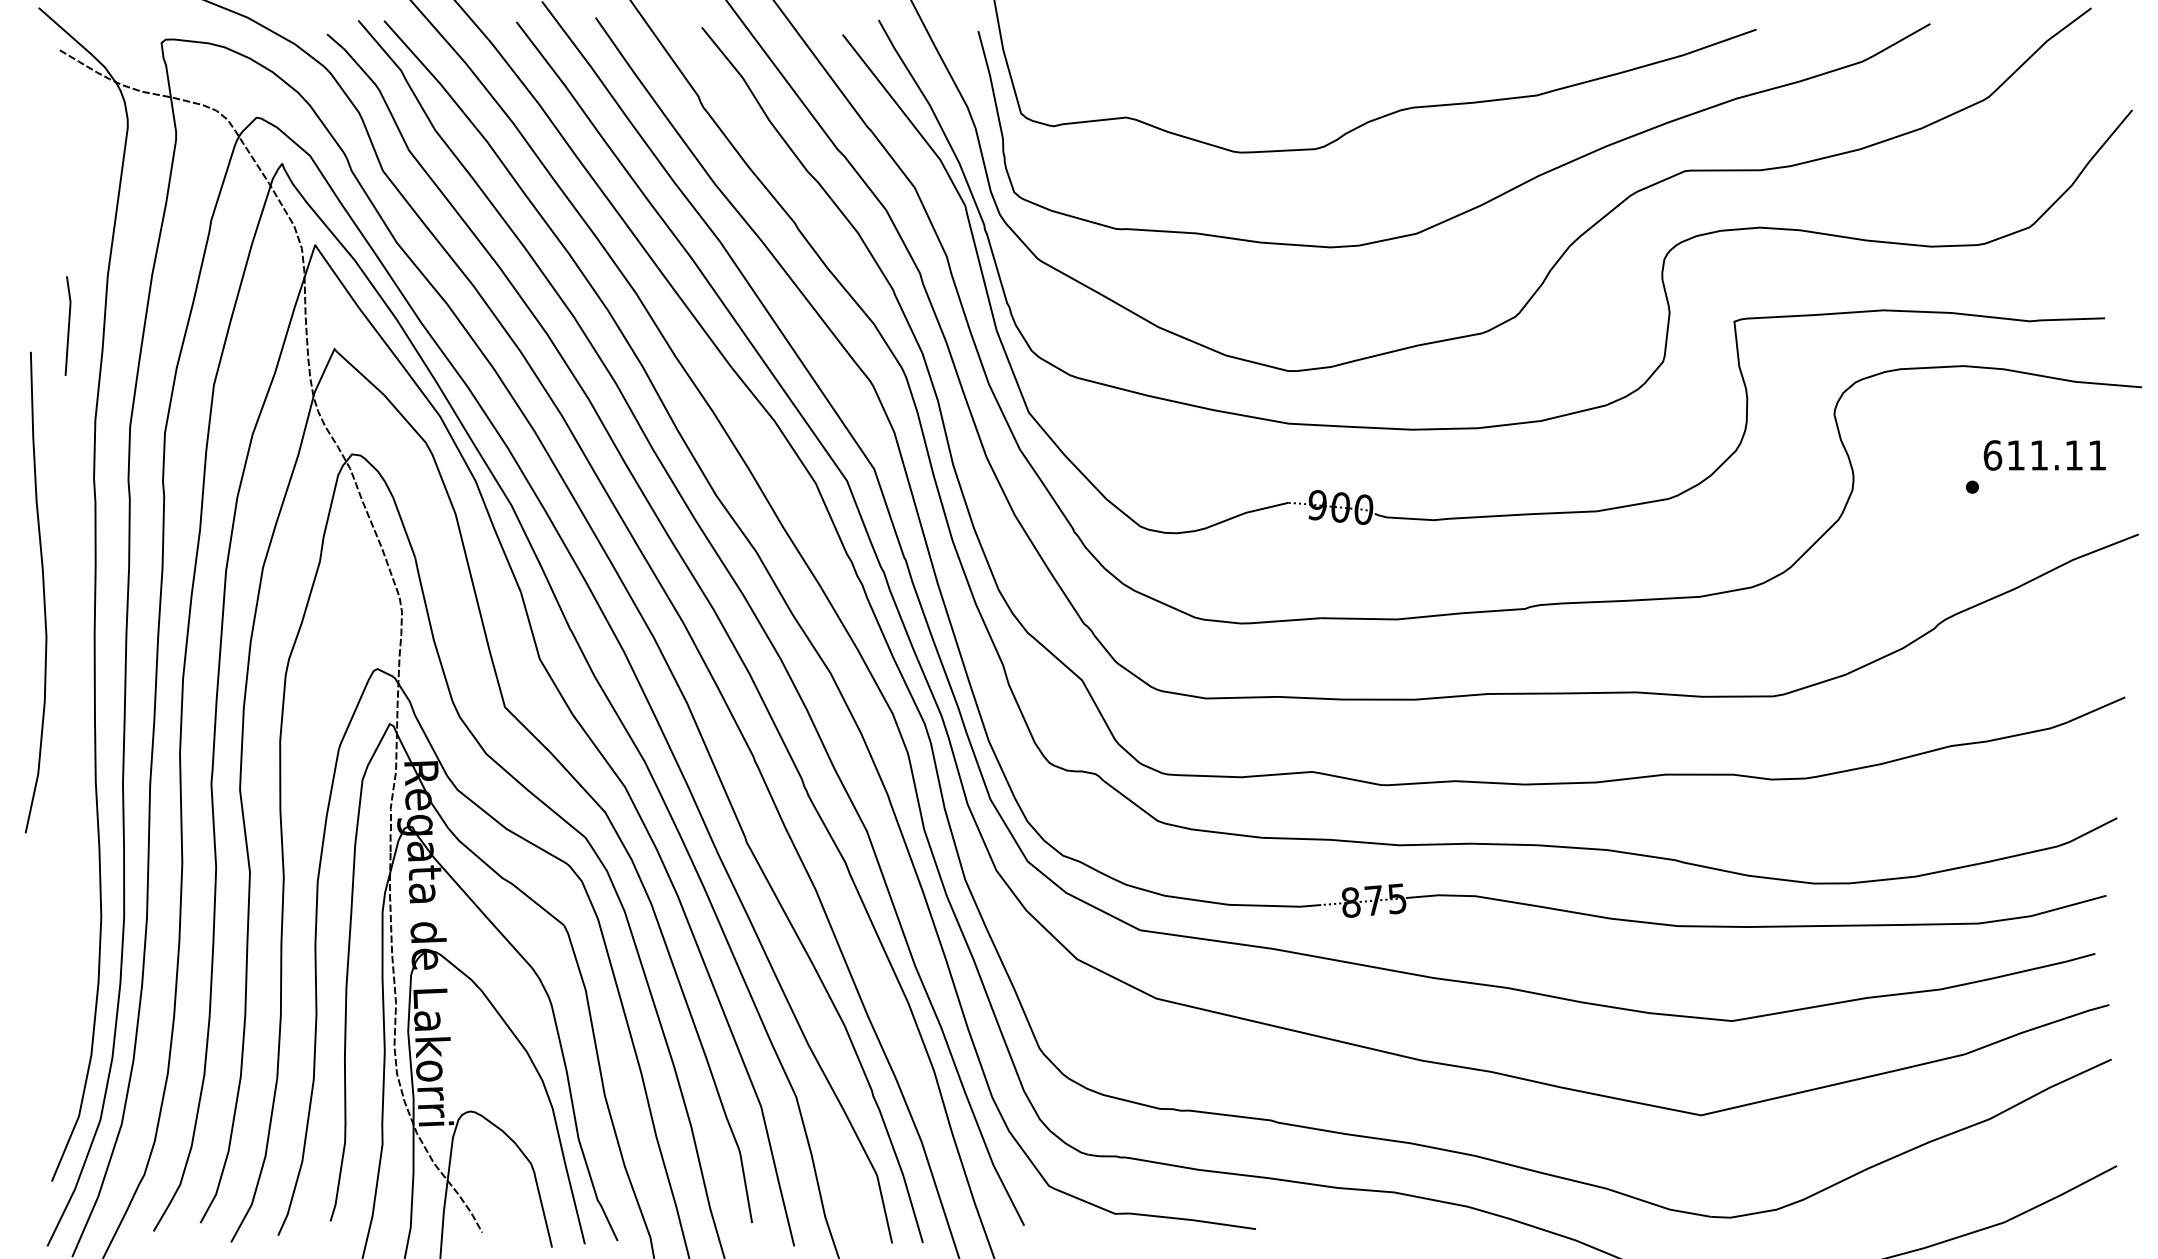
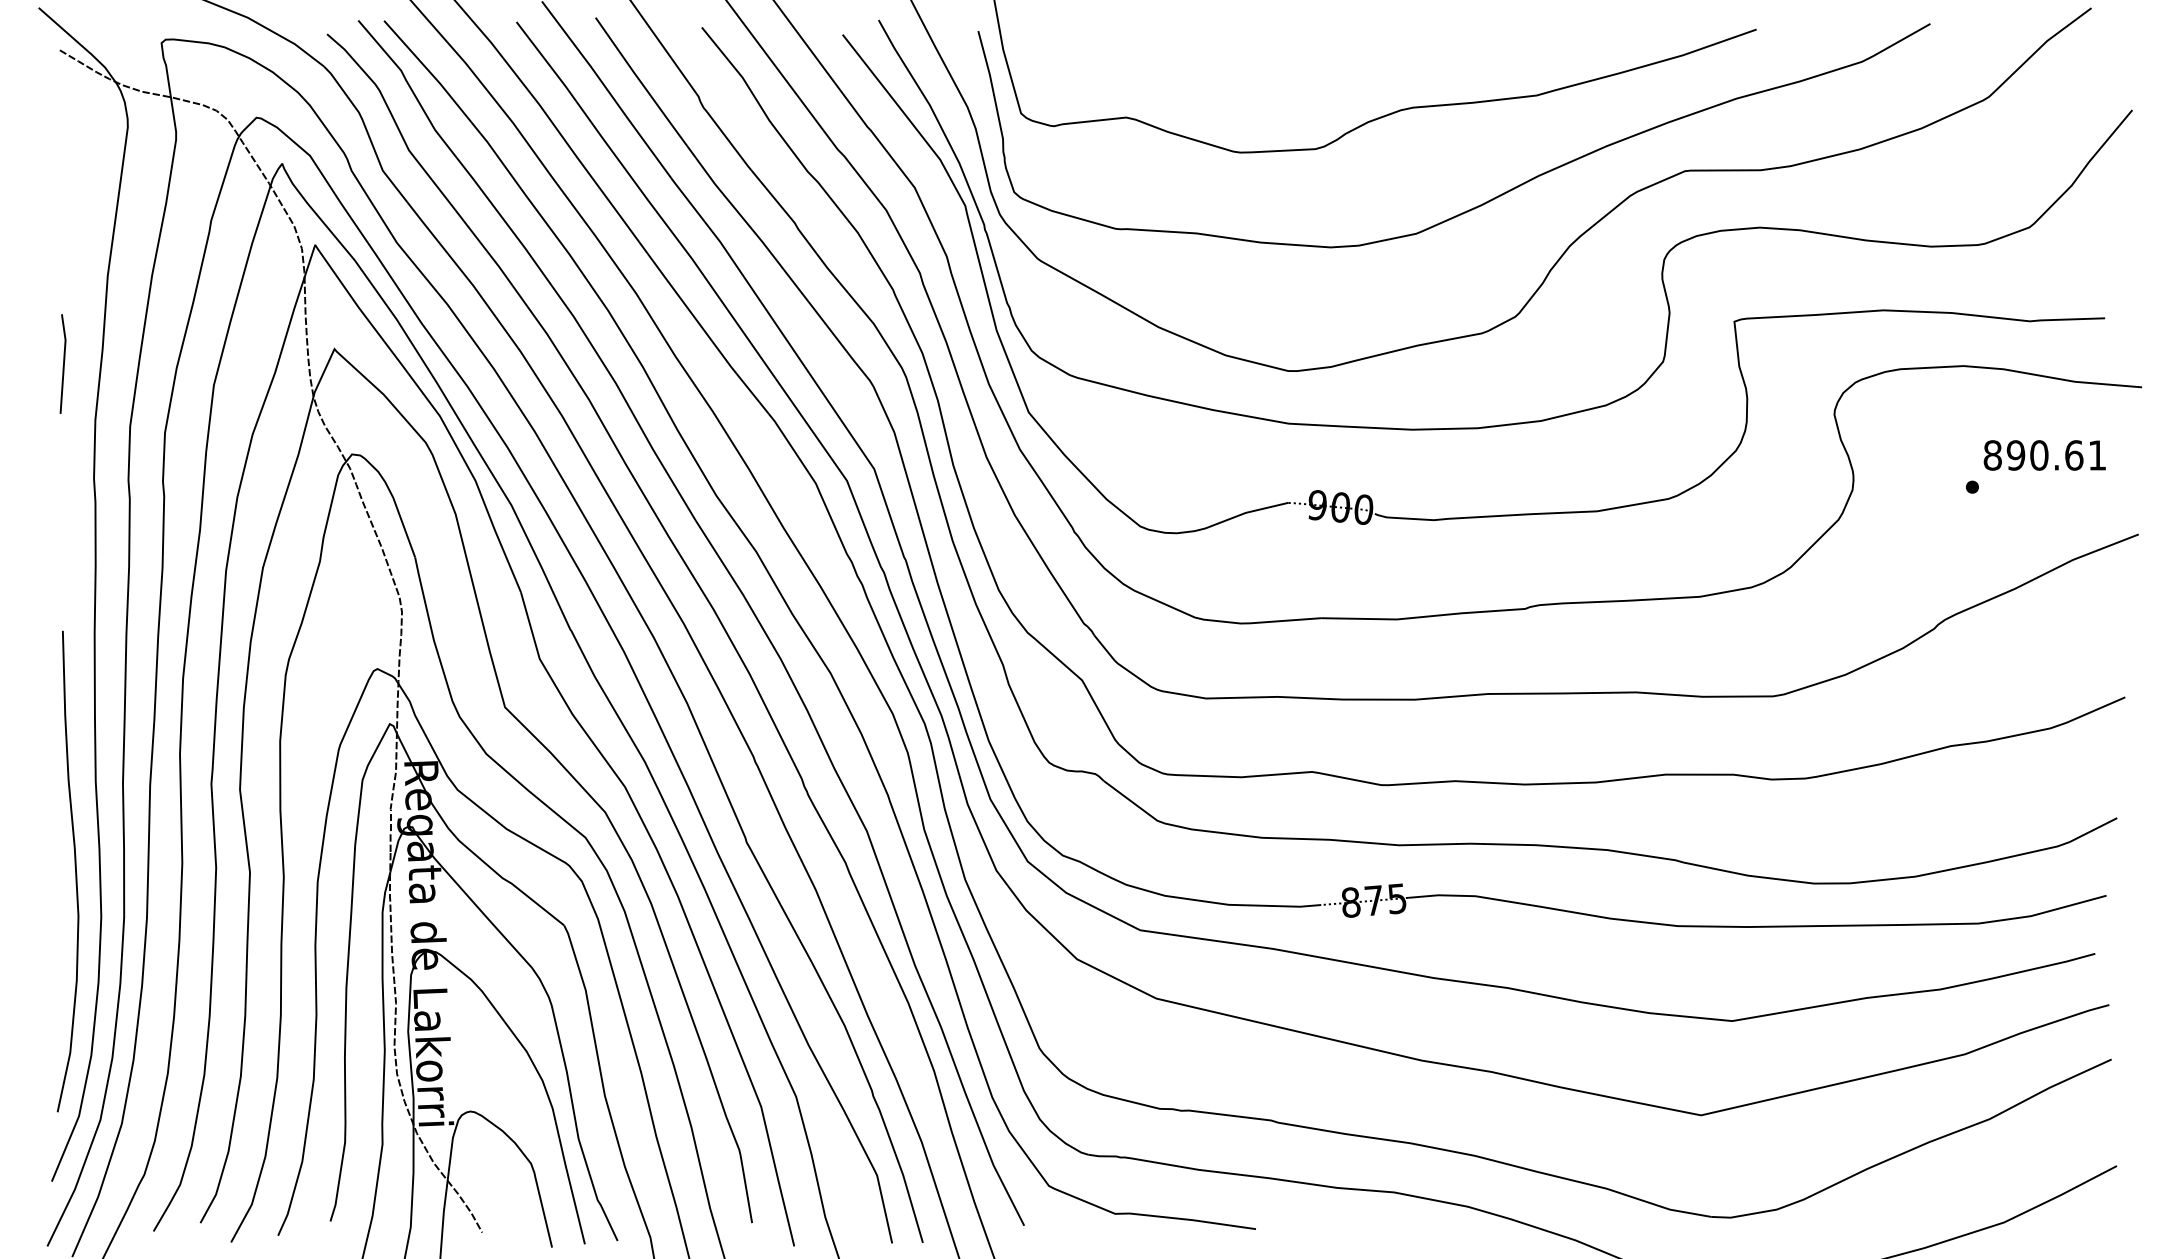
line position: (68, 325) -> (63, 363) (63, 363)
text: 611.11 -> 890.61 (2033, 455)
curve position: (43, 592) -> (75, 871) (75, 871)
